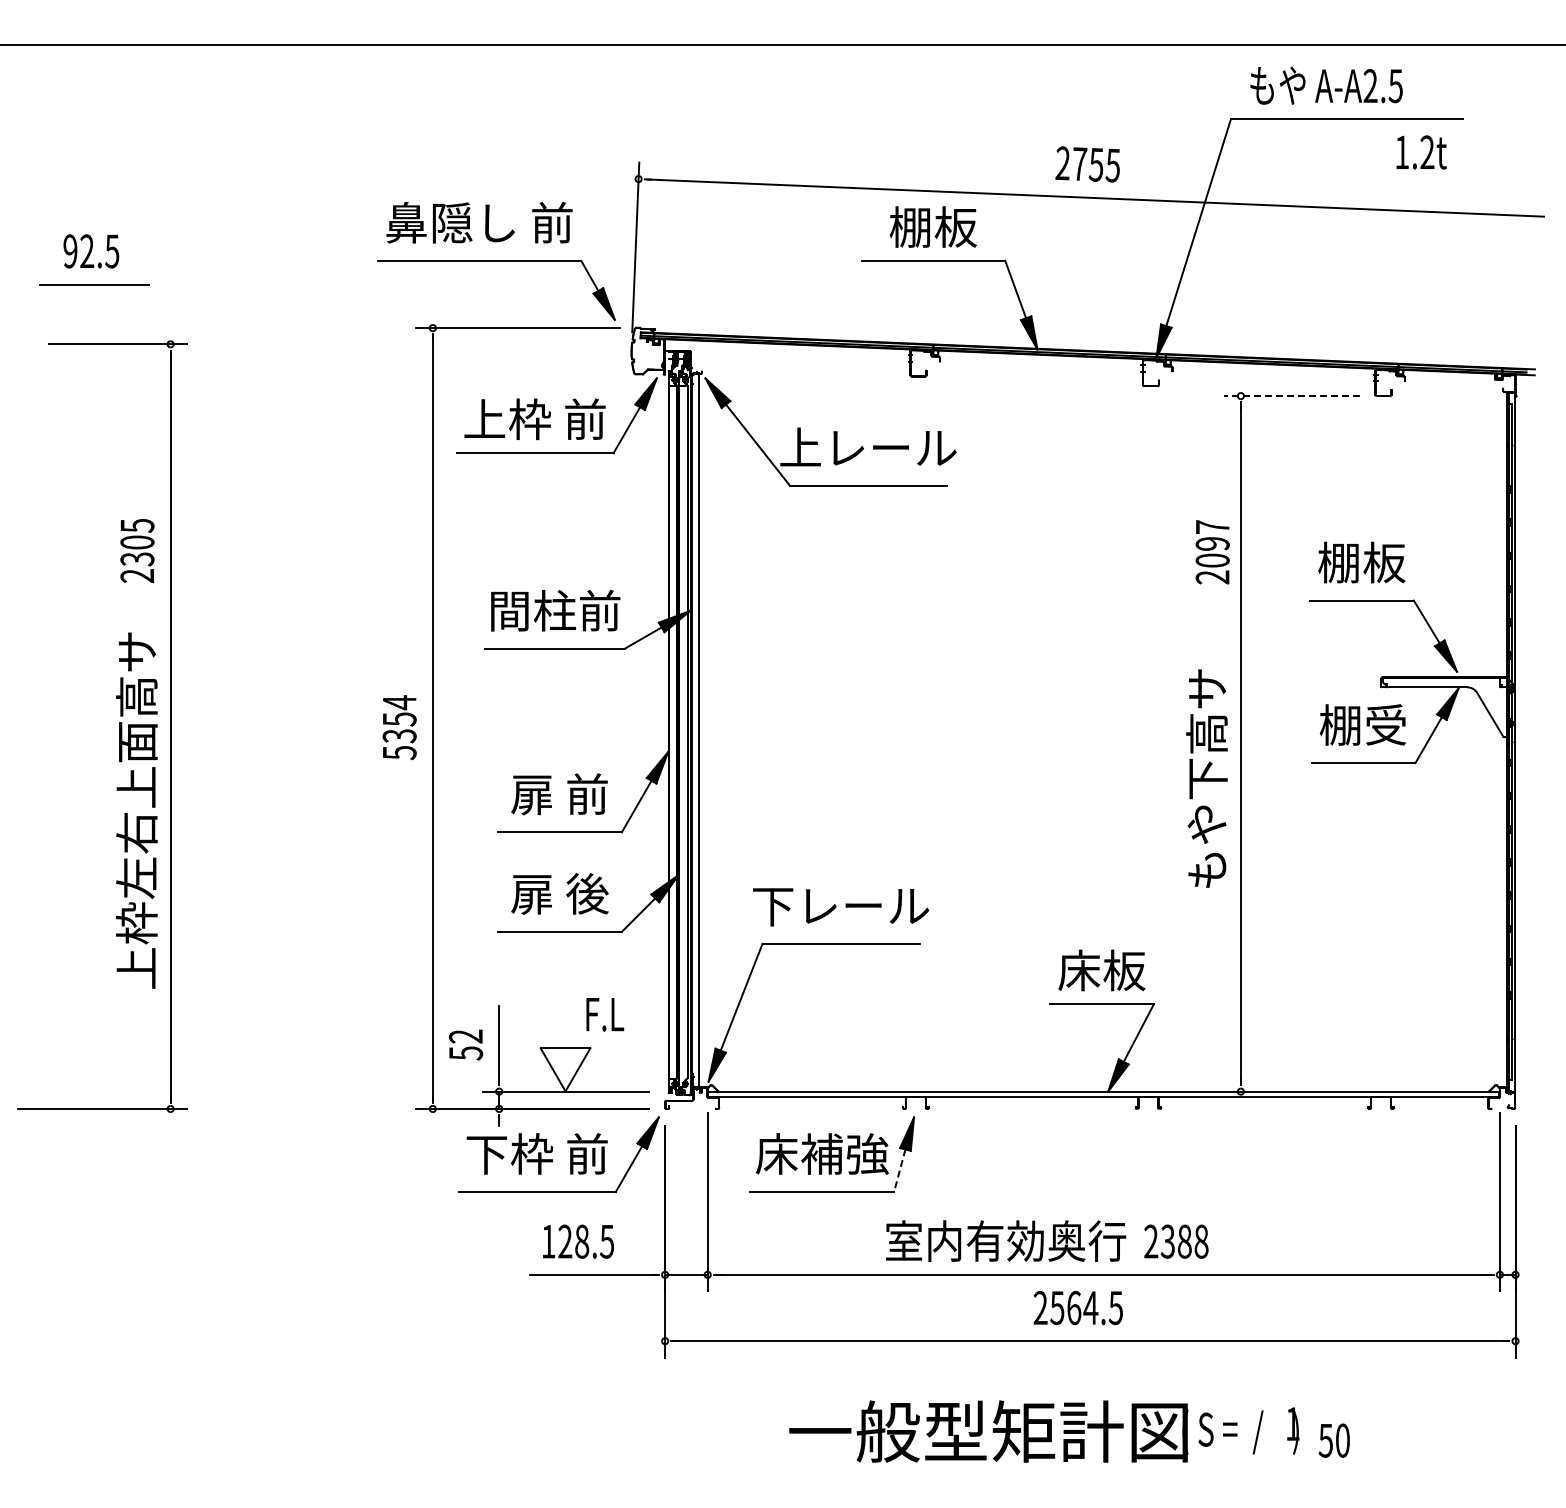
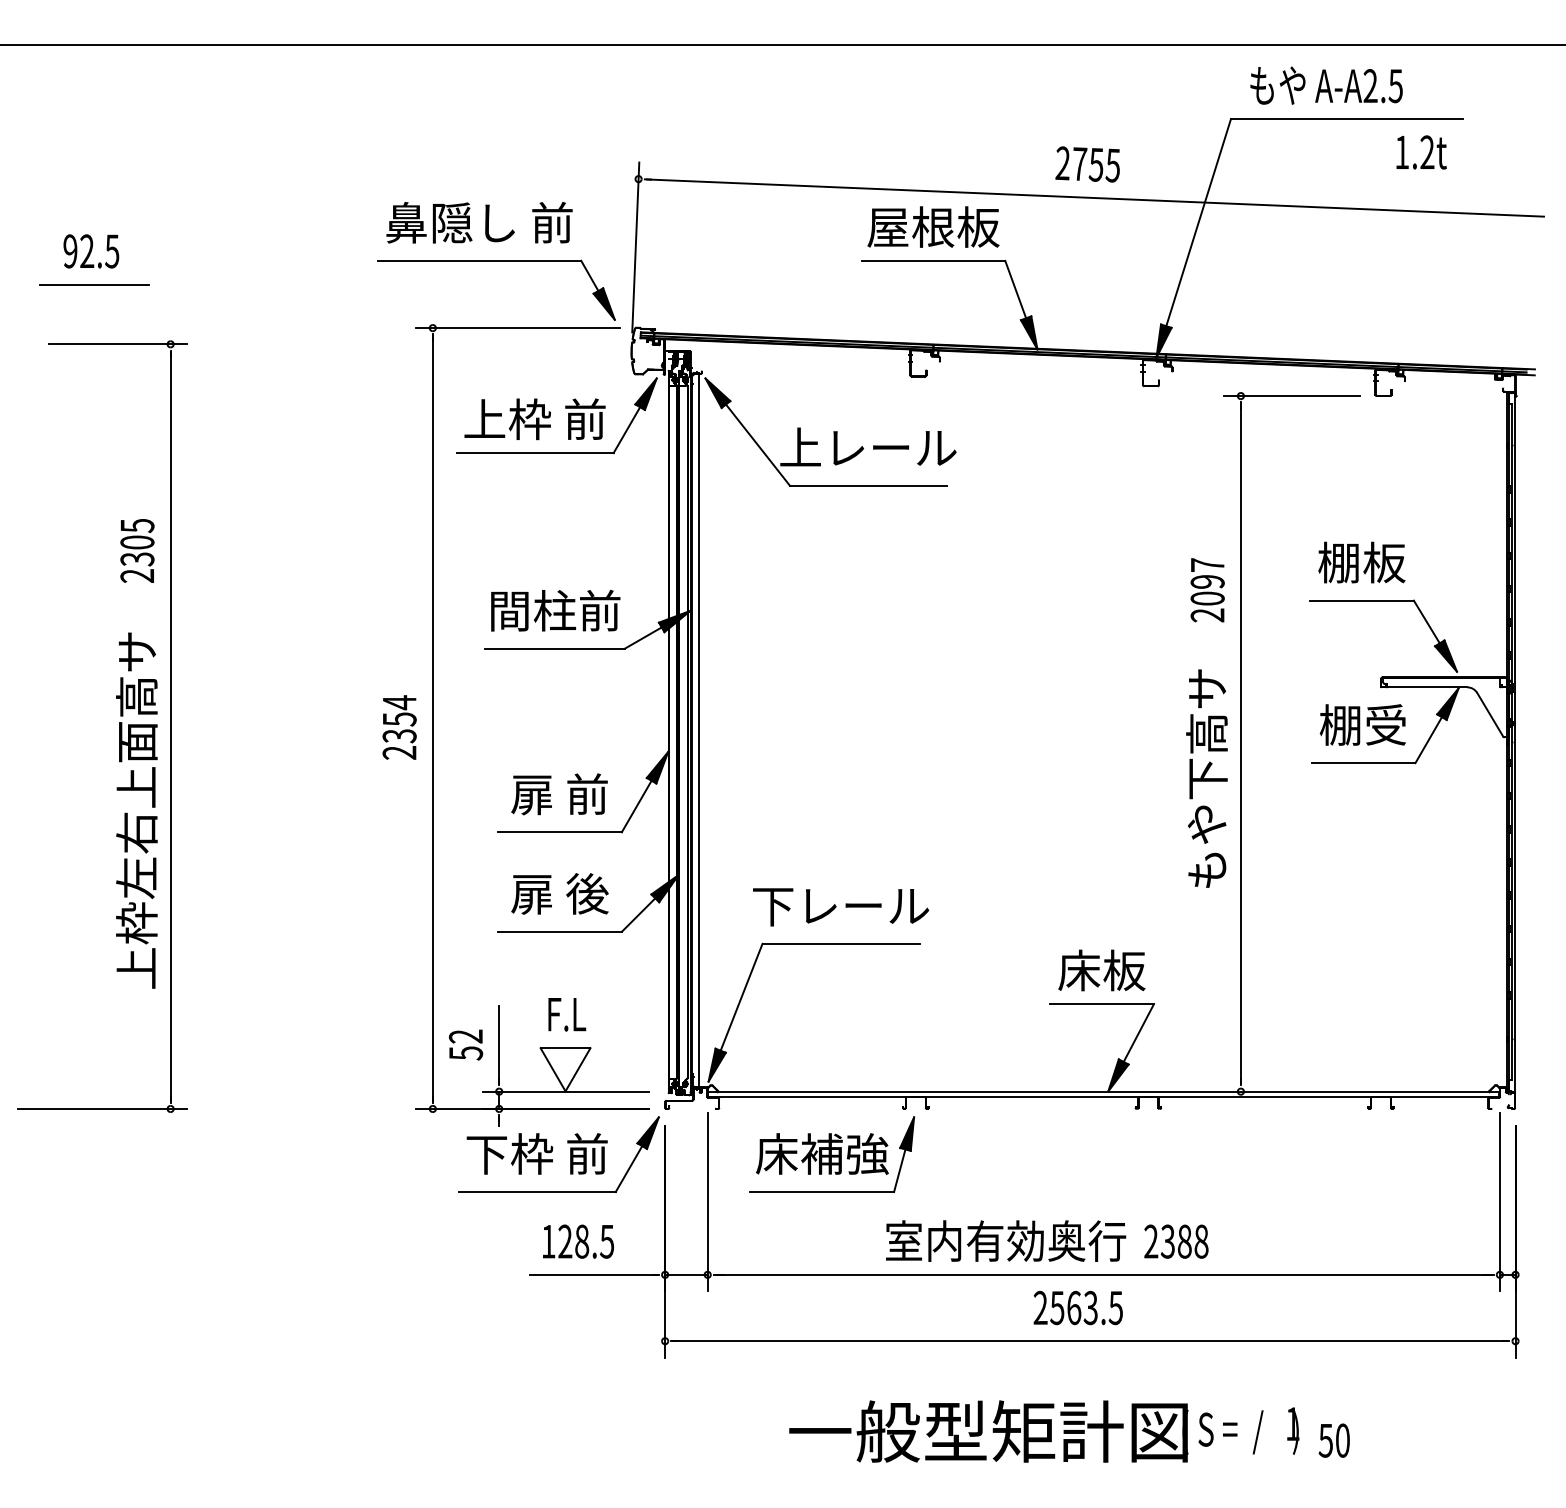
text: 棚板 -> 屋根板 (933, 226)
line: dashed -> solid (1292, 396)
text position: (1212, 552) -> (1207, 590) (1207, 590)
text: 5354 -> 2354 (399, 753)
text position: (605, 1014) -> (567, 1014) (567, 1014)
line: dashed -> solid (899, 1171)
text: 2564.5 -> 2563.5 (1090, 1307)
